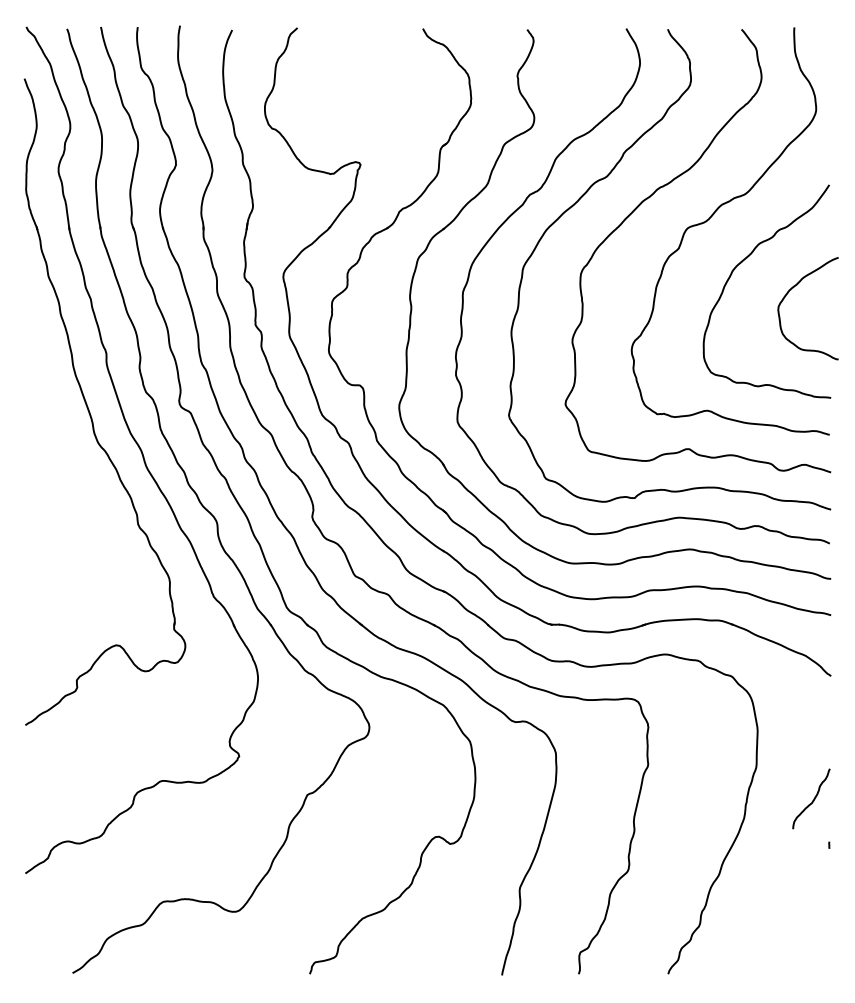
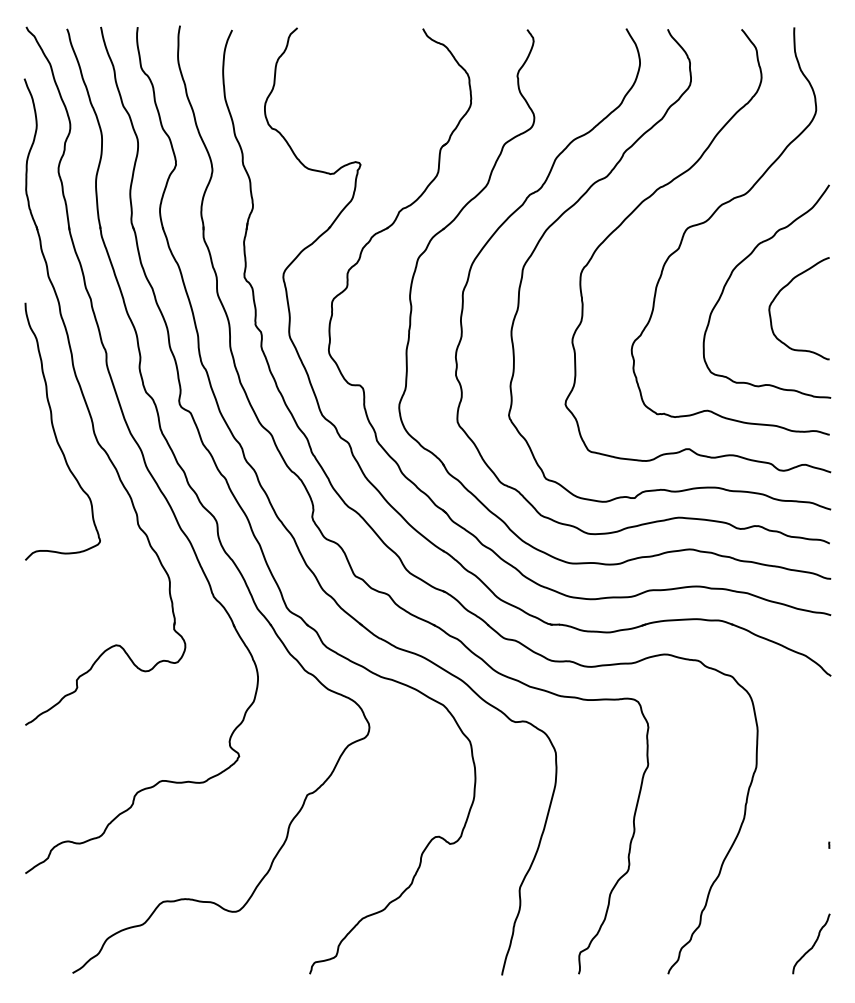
curve position: (789, 292) -> (780, 292) (780, 292)
curve: none -> present (56, 434)
curve position: (813, 798) -> (813, 943) (813, 943)
